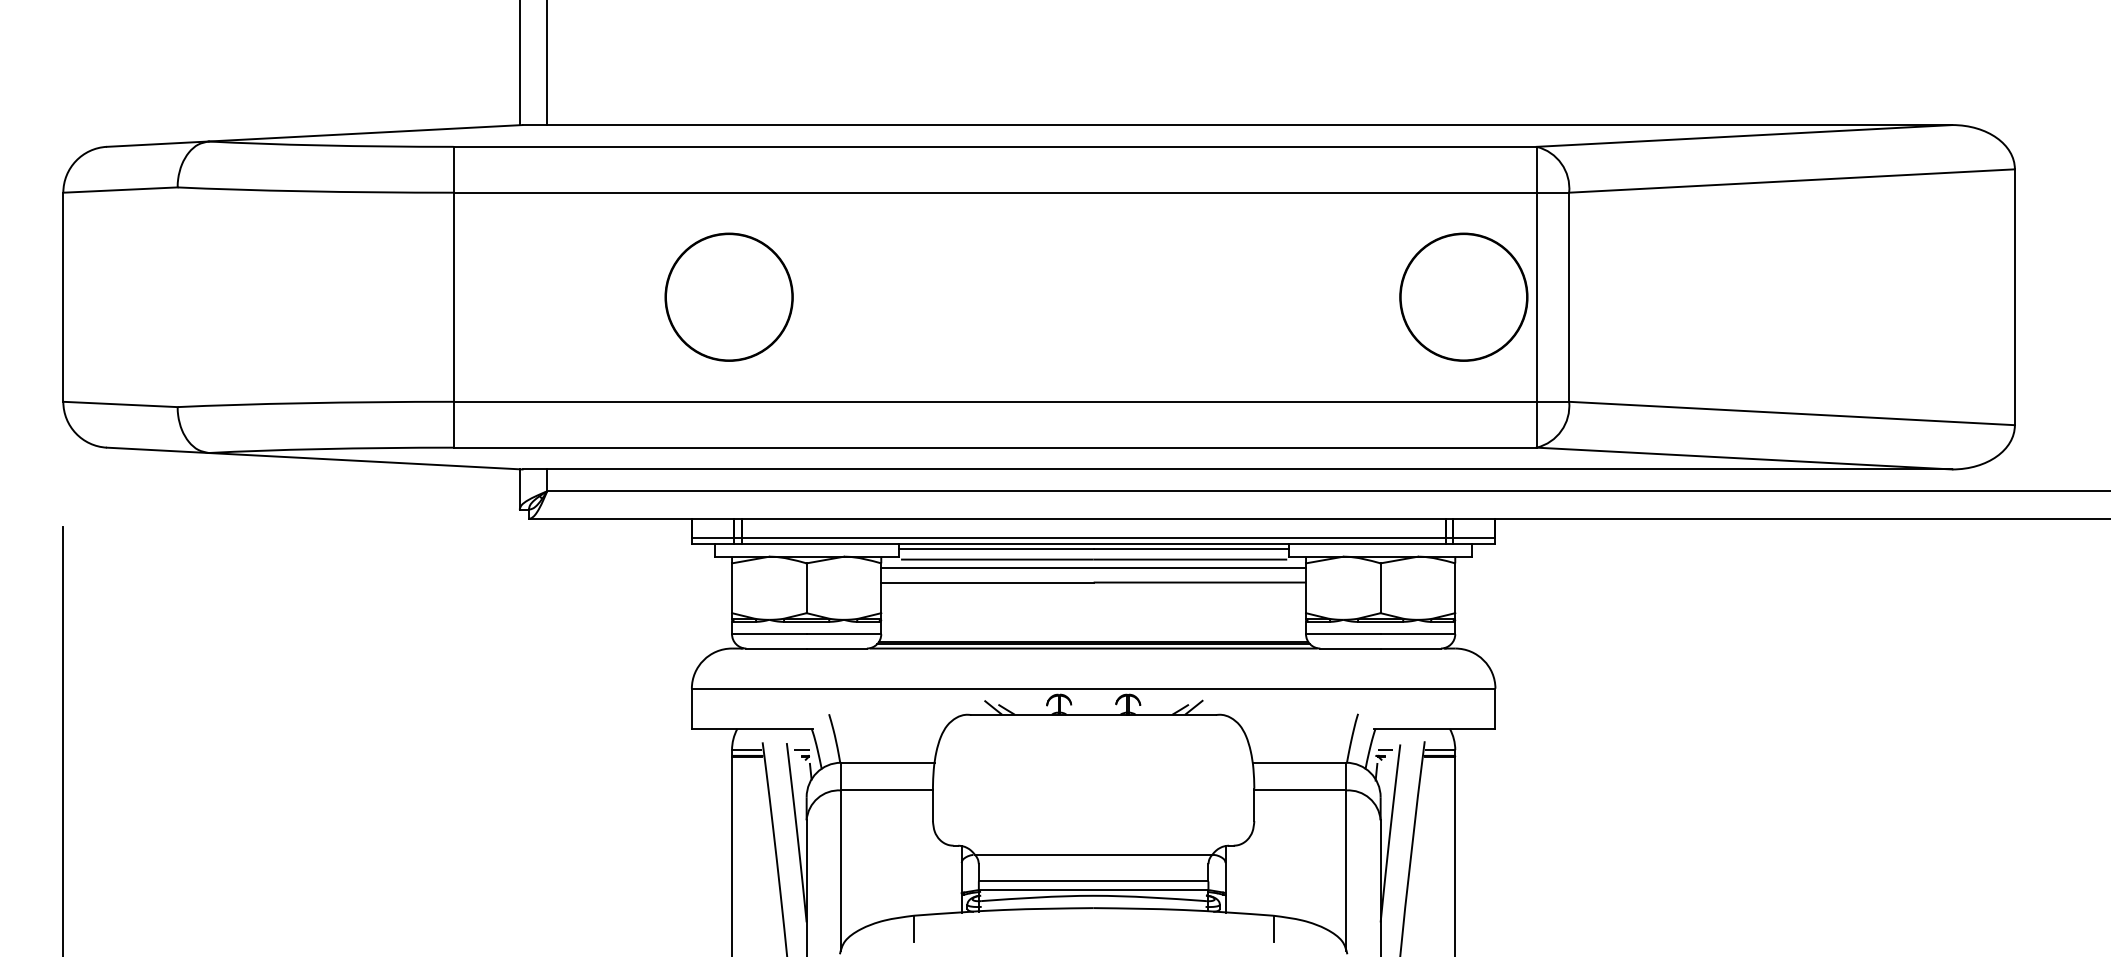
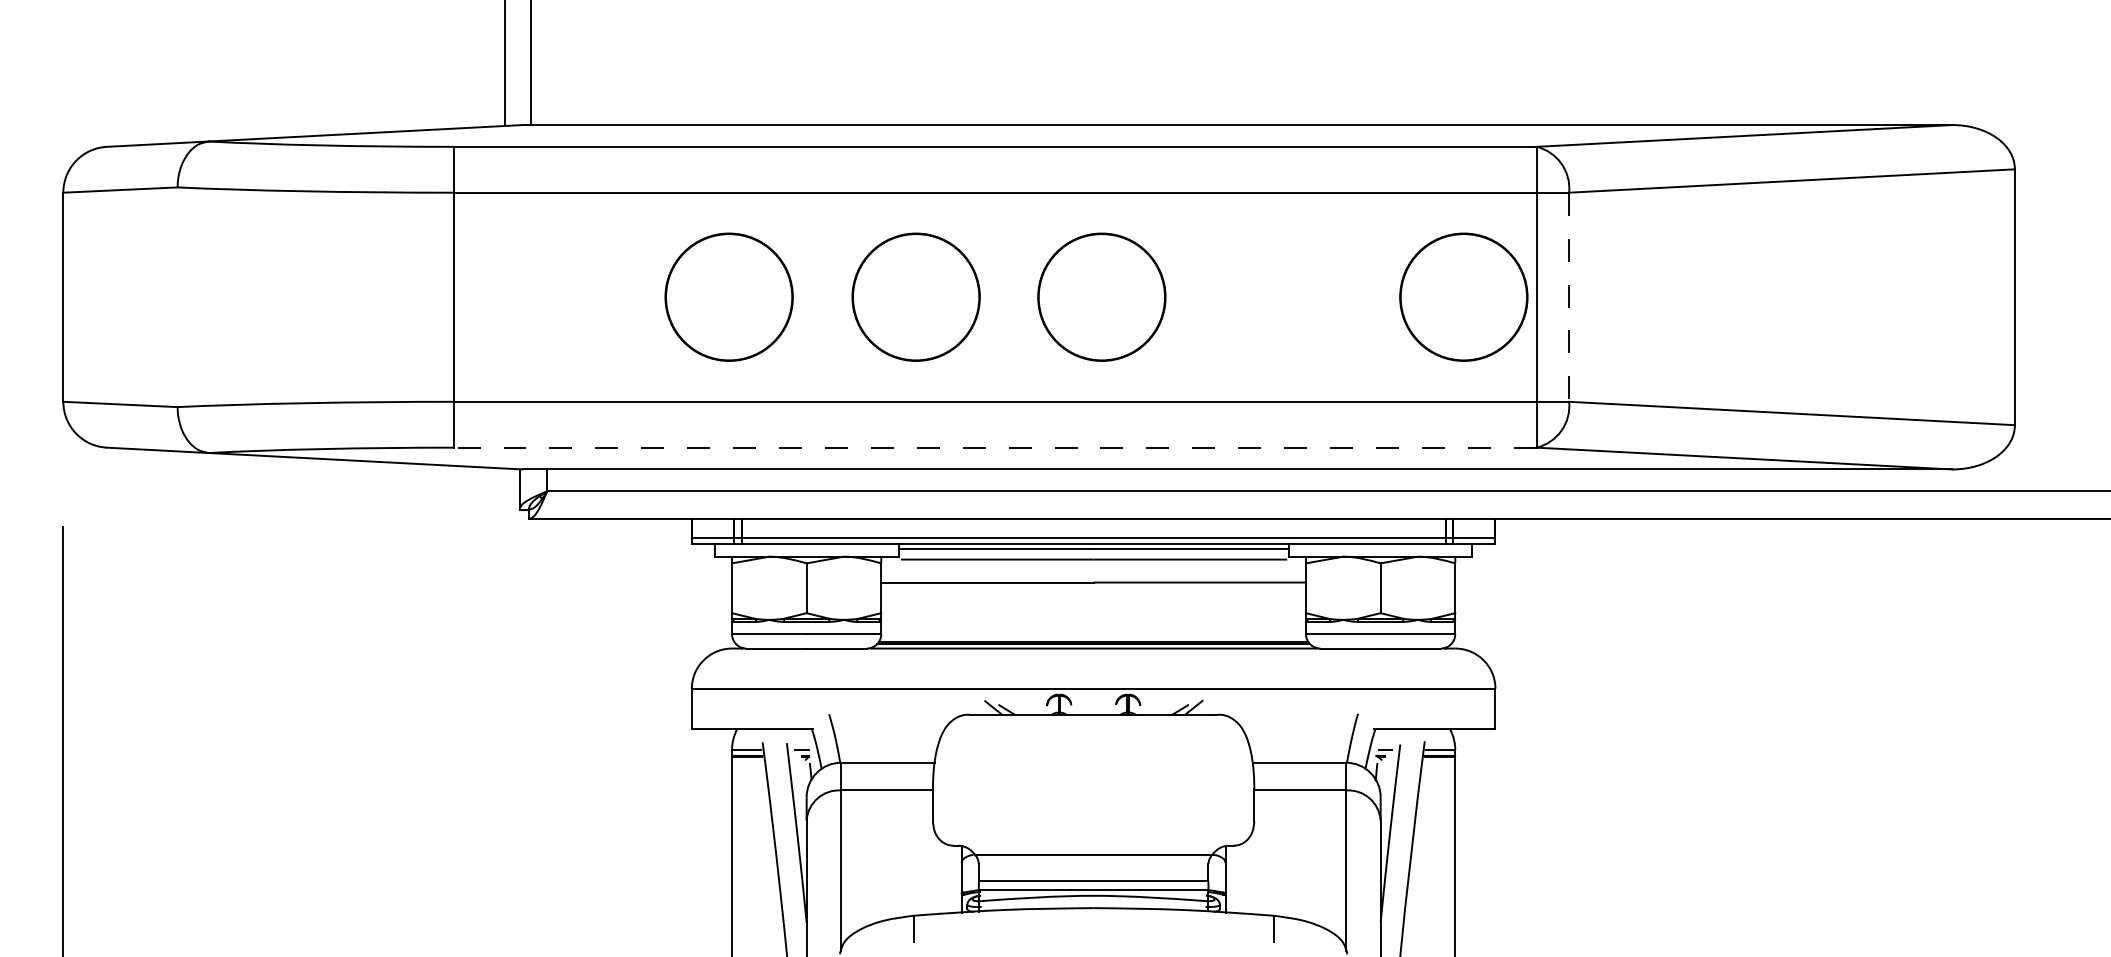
line position: (519, 63) -> (504, 63) (504, 63)
line position: (547, 63) -> (531, 63) (531, 63)
circle: none -> present (915, 296)
circle: none -> present (1101, 296)
line: solid -> dashed (1569, 297)
line: solid -> dashed (995, 447)
line: present -> none (1093, 568)
